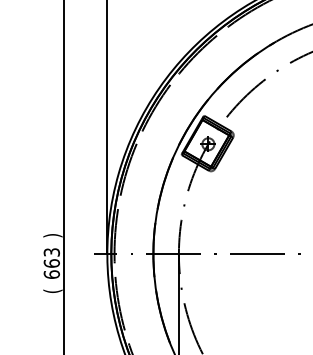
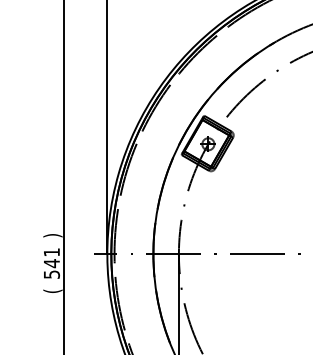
text: 663 -> 541 (51, 263)
